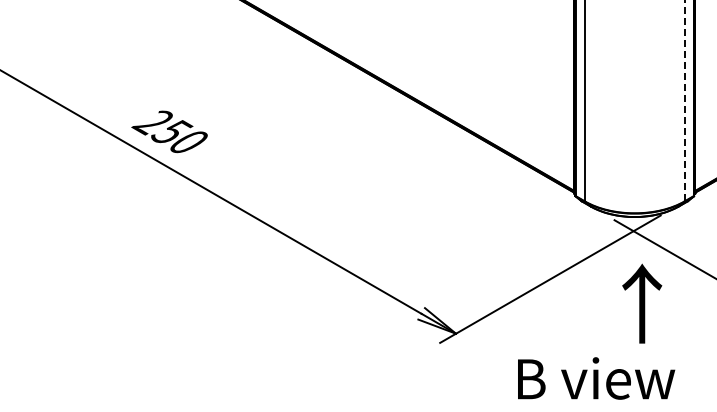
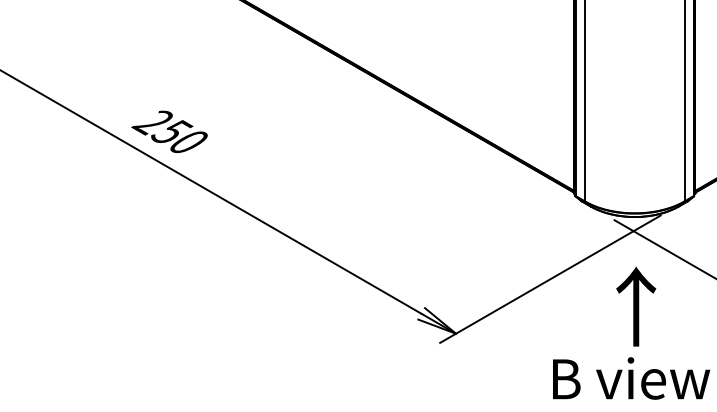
line: dashed -> solid (684, 100)
text position: (642, 303) -> (636, 306) (636, 306)
text position: (596, 378) -> (631, 378) (631, 378)
